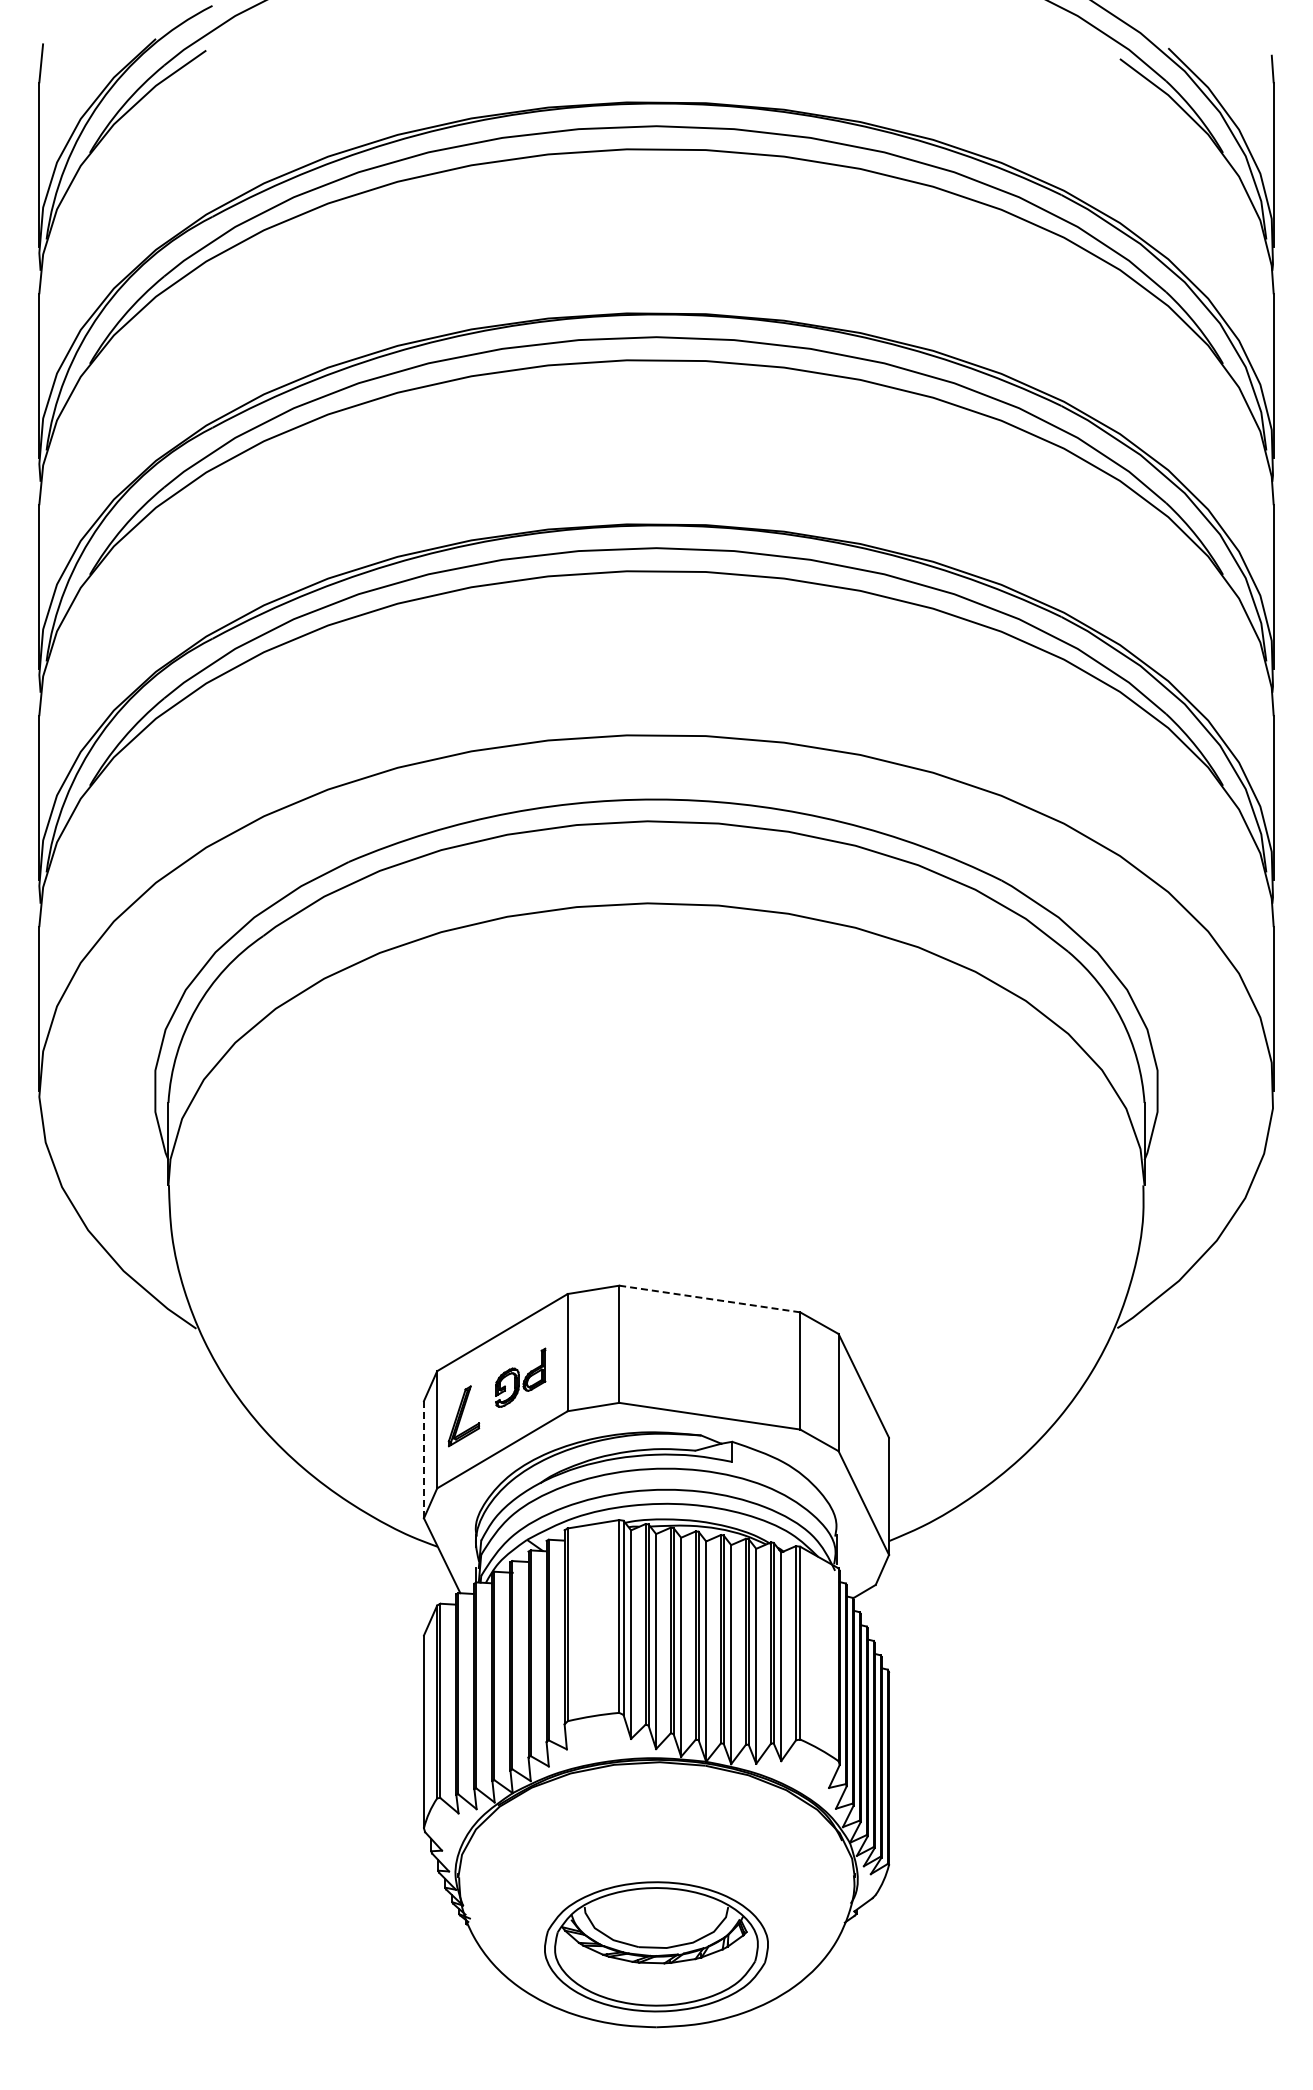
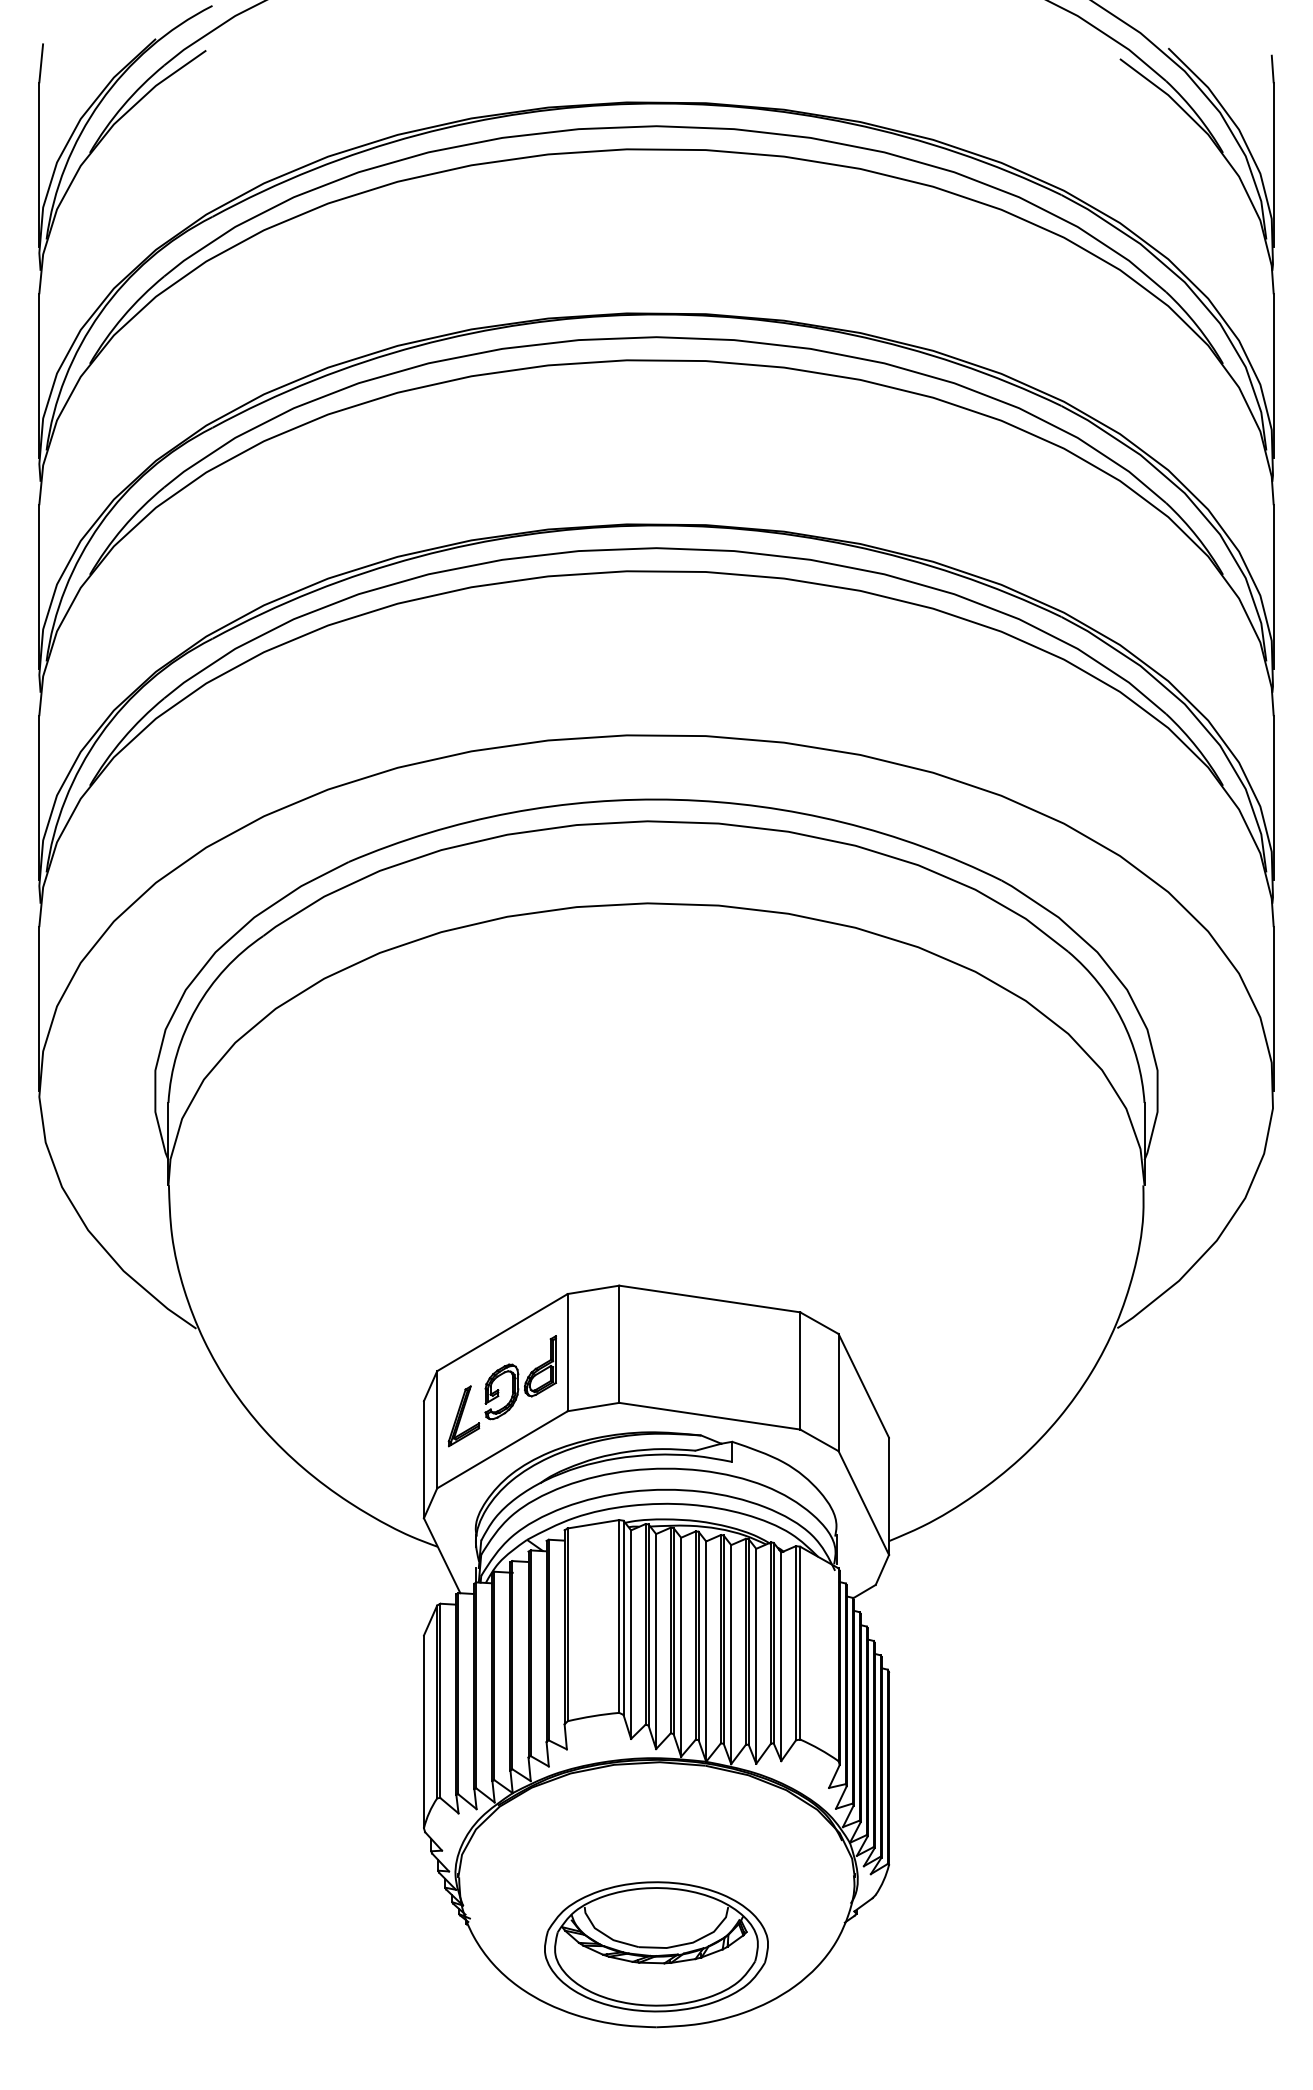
line: dashed -> solid (709, 1298)
part size: 52x61 px -> 73x86 px (520, 1377)
line: dashed -> solid (423, 1459)
